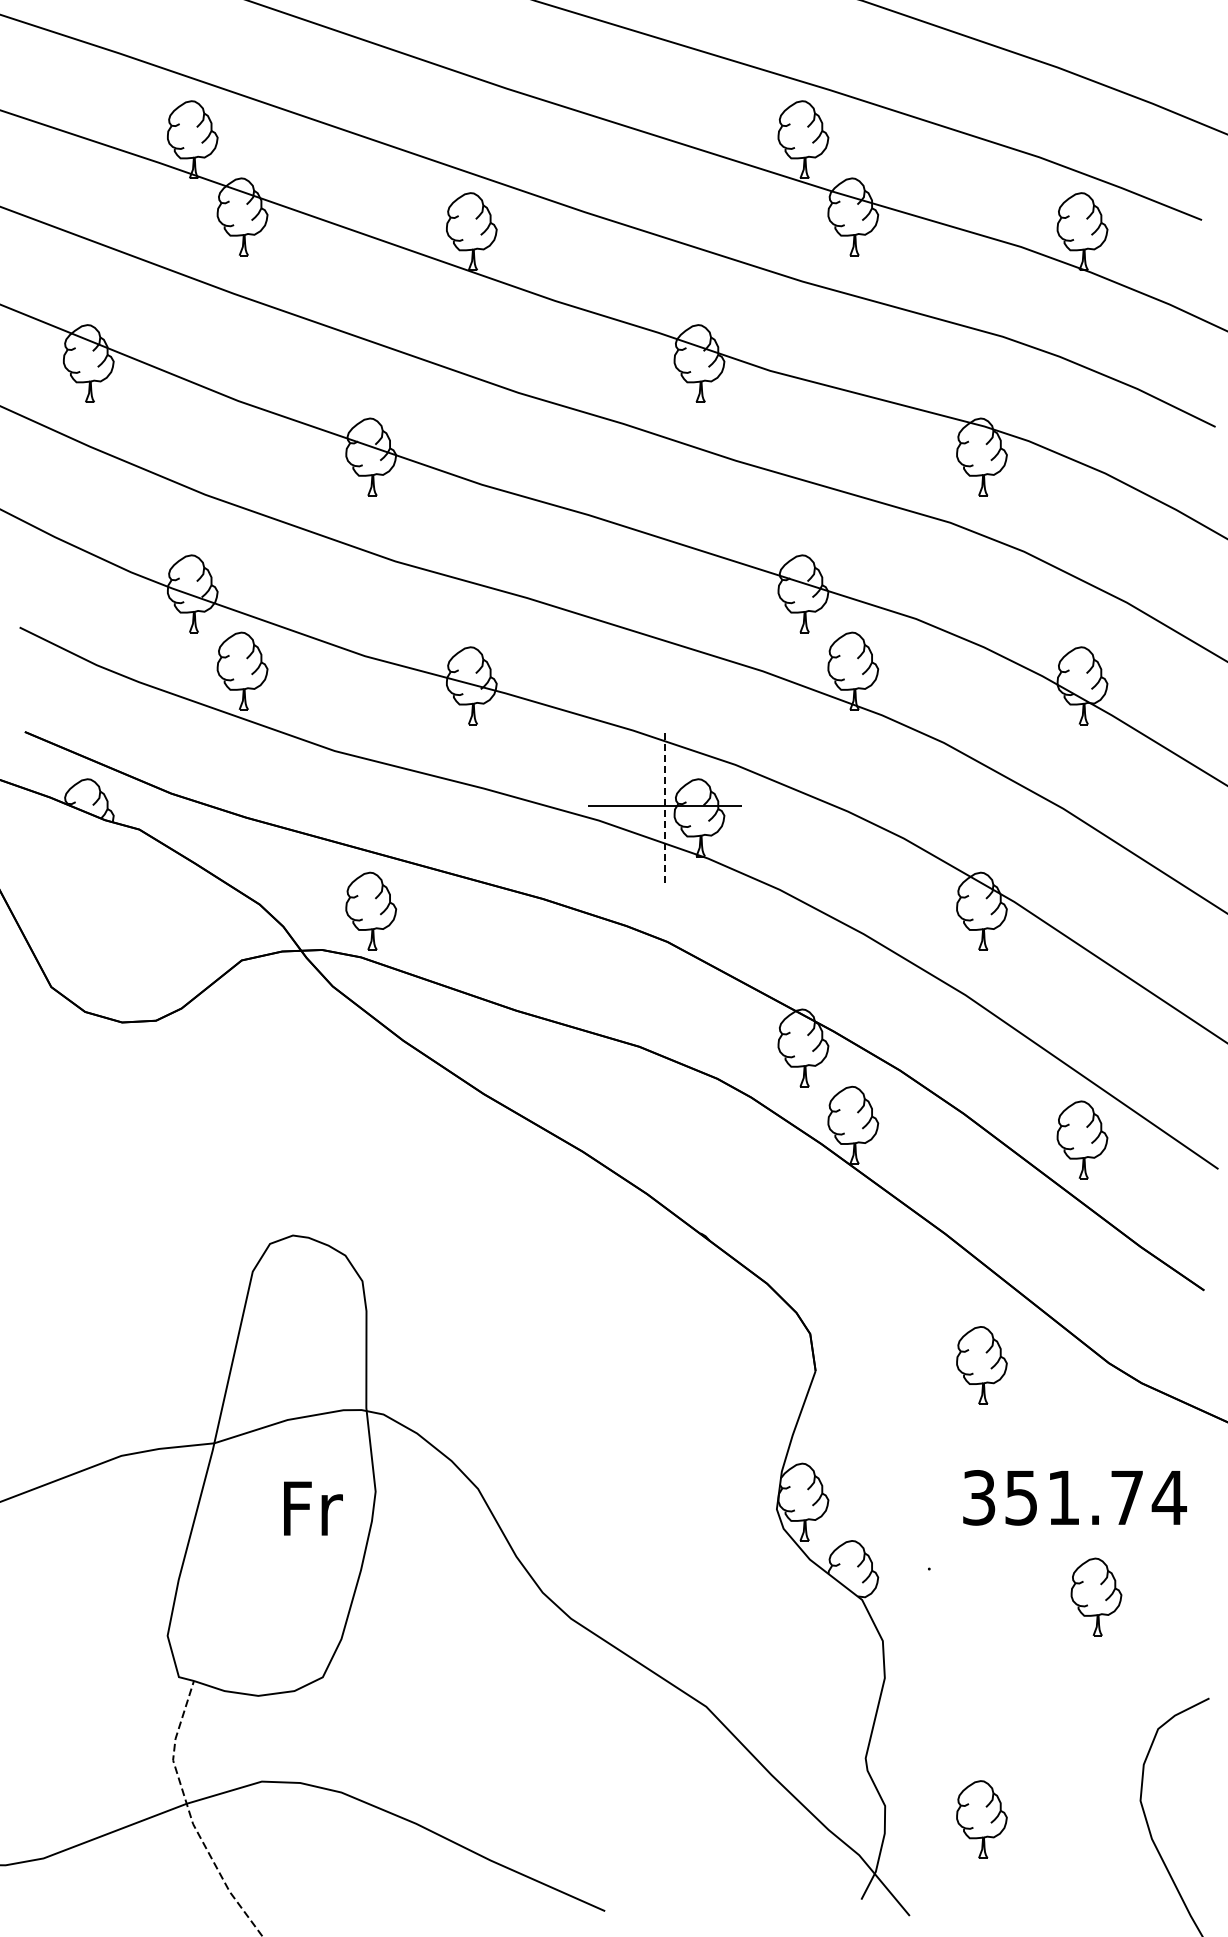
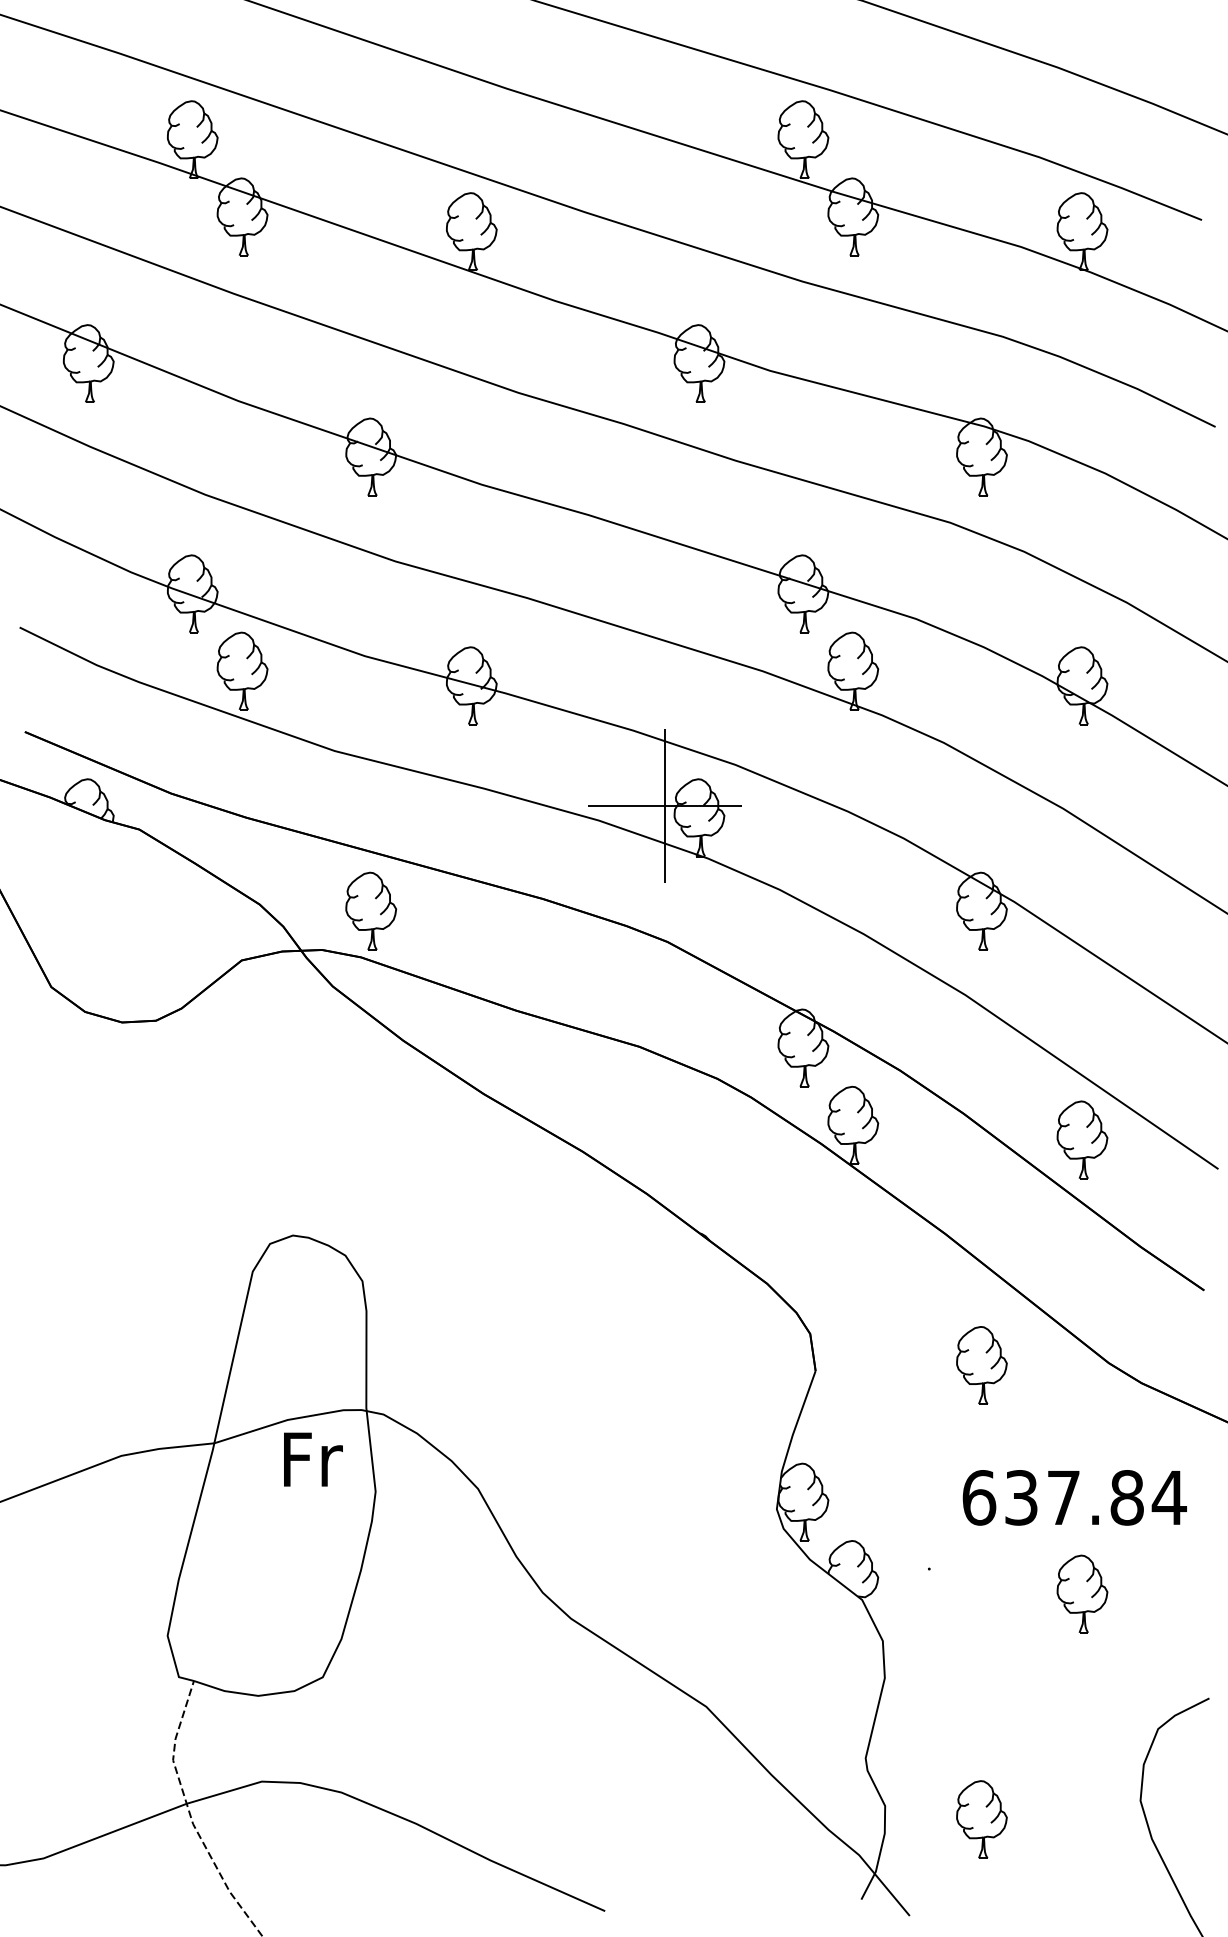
line: dashed -> solid (665, 806)
text: 351.74 -> 637.84 (1052, 1497)
text position: (313, 1508) -> (313, 1459) (313, 1459)
part position: (1096, 1596) -> (1082, 1593) (1082, 1593)
